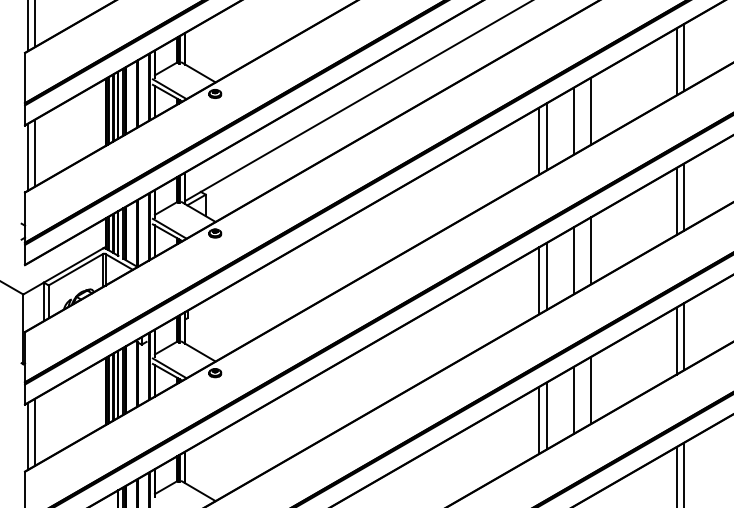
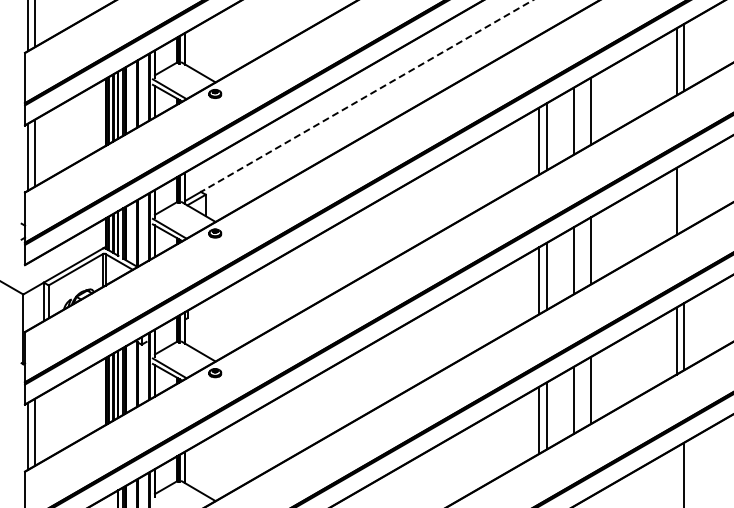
line: solid -> dashed (367, 95)
line: present -> none (684, 196)
line: present -> none (676, 475)
